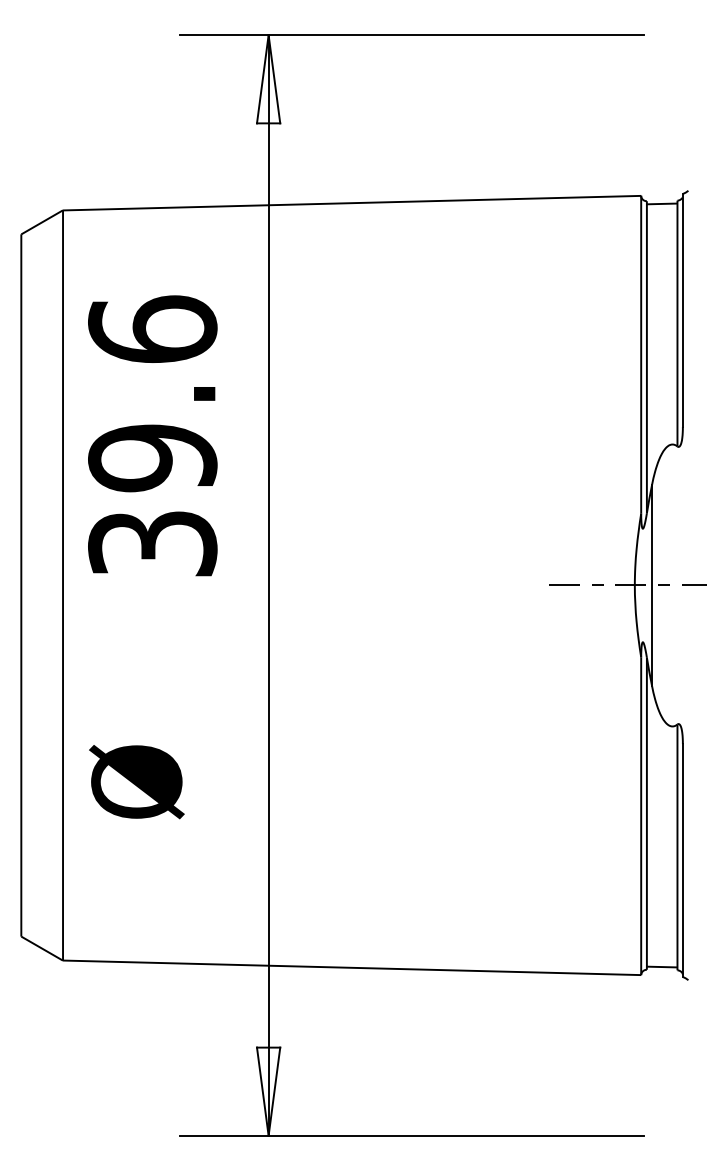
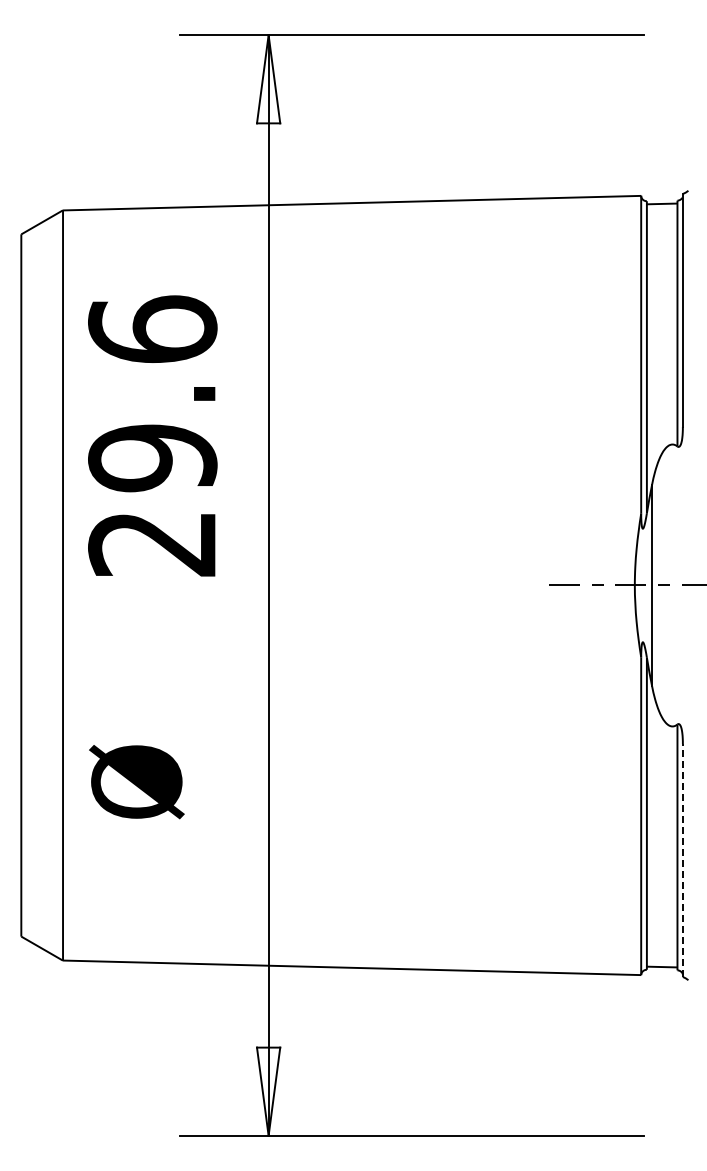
text: 39.6 -> 29.6 (152, 543)
line: solid -> dashed (682, 859)
